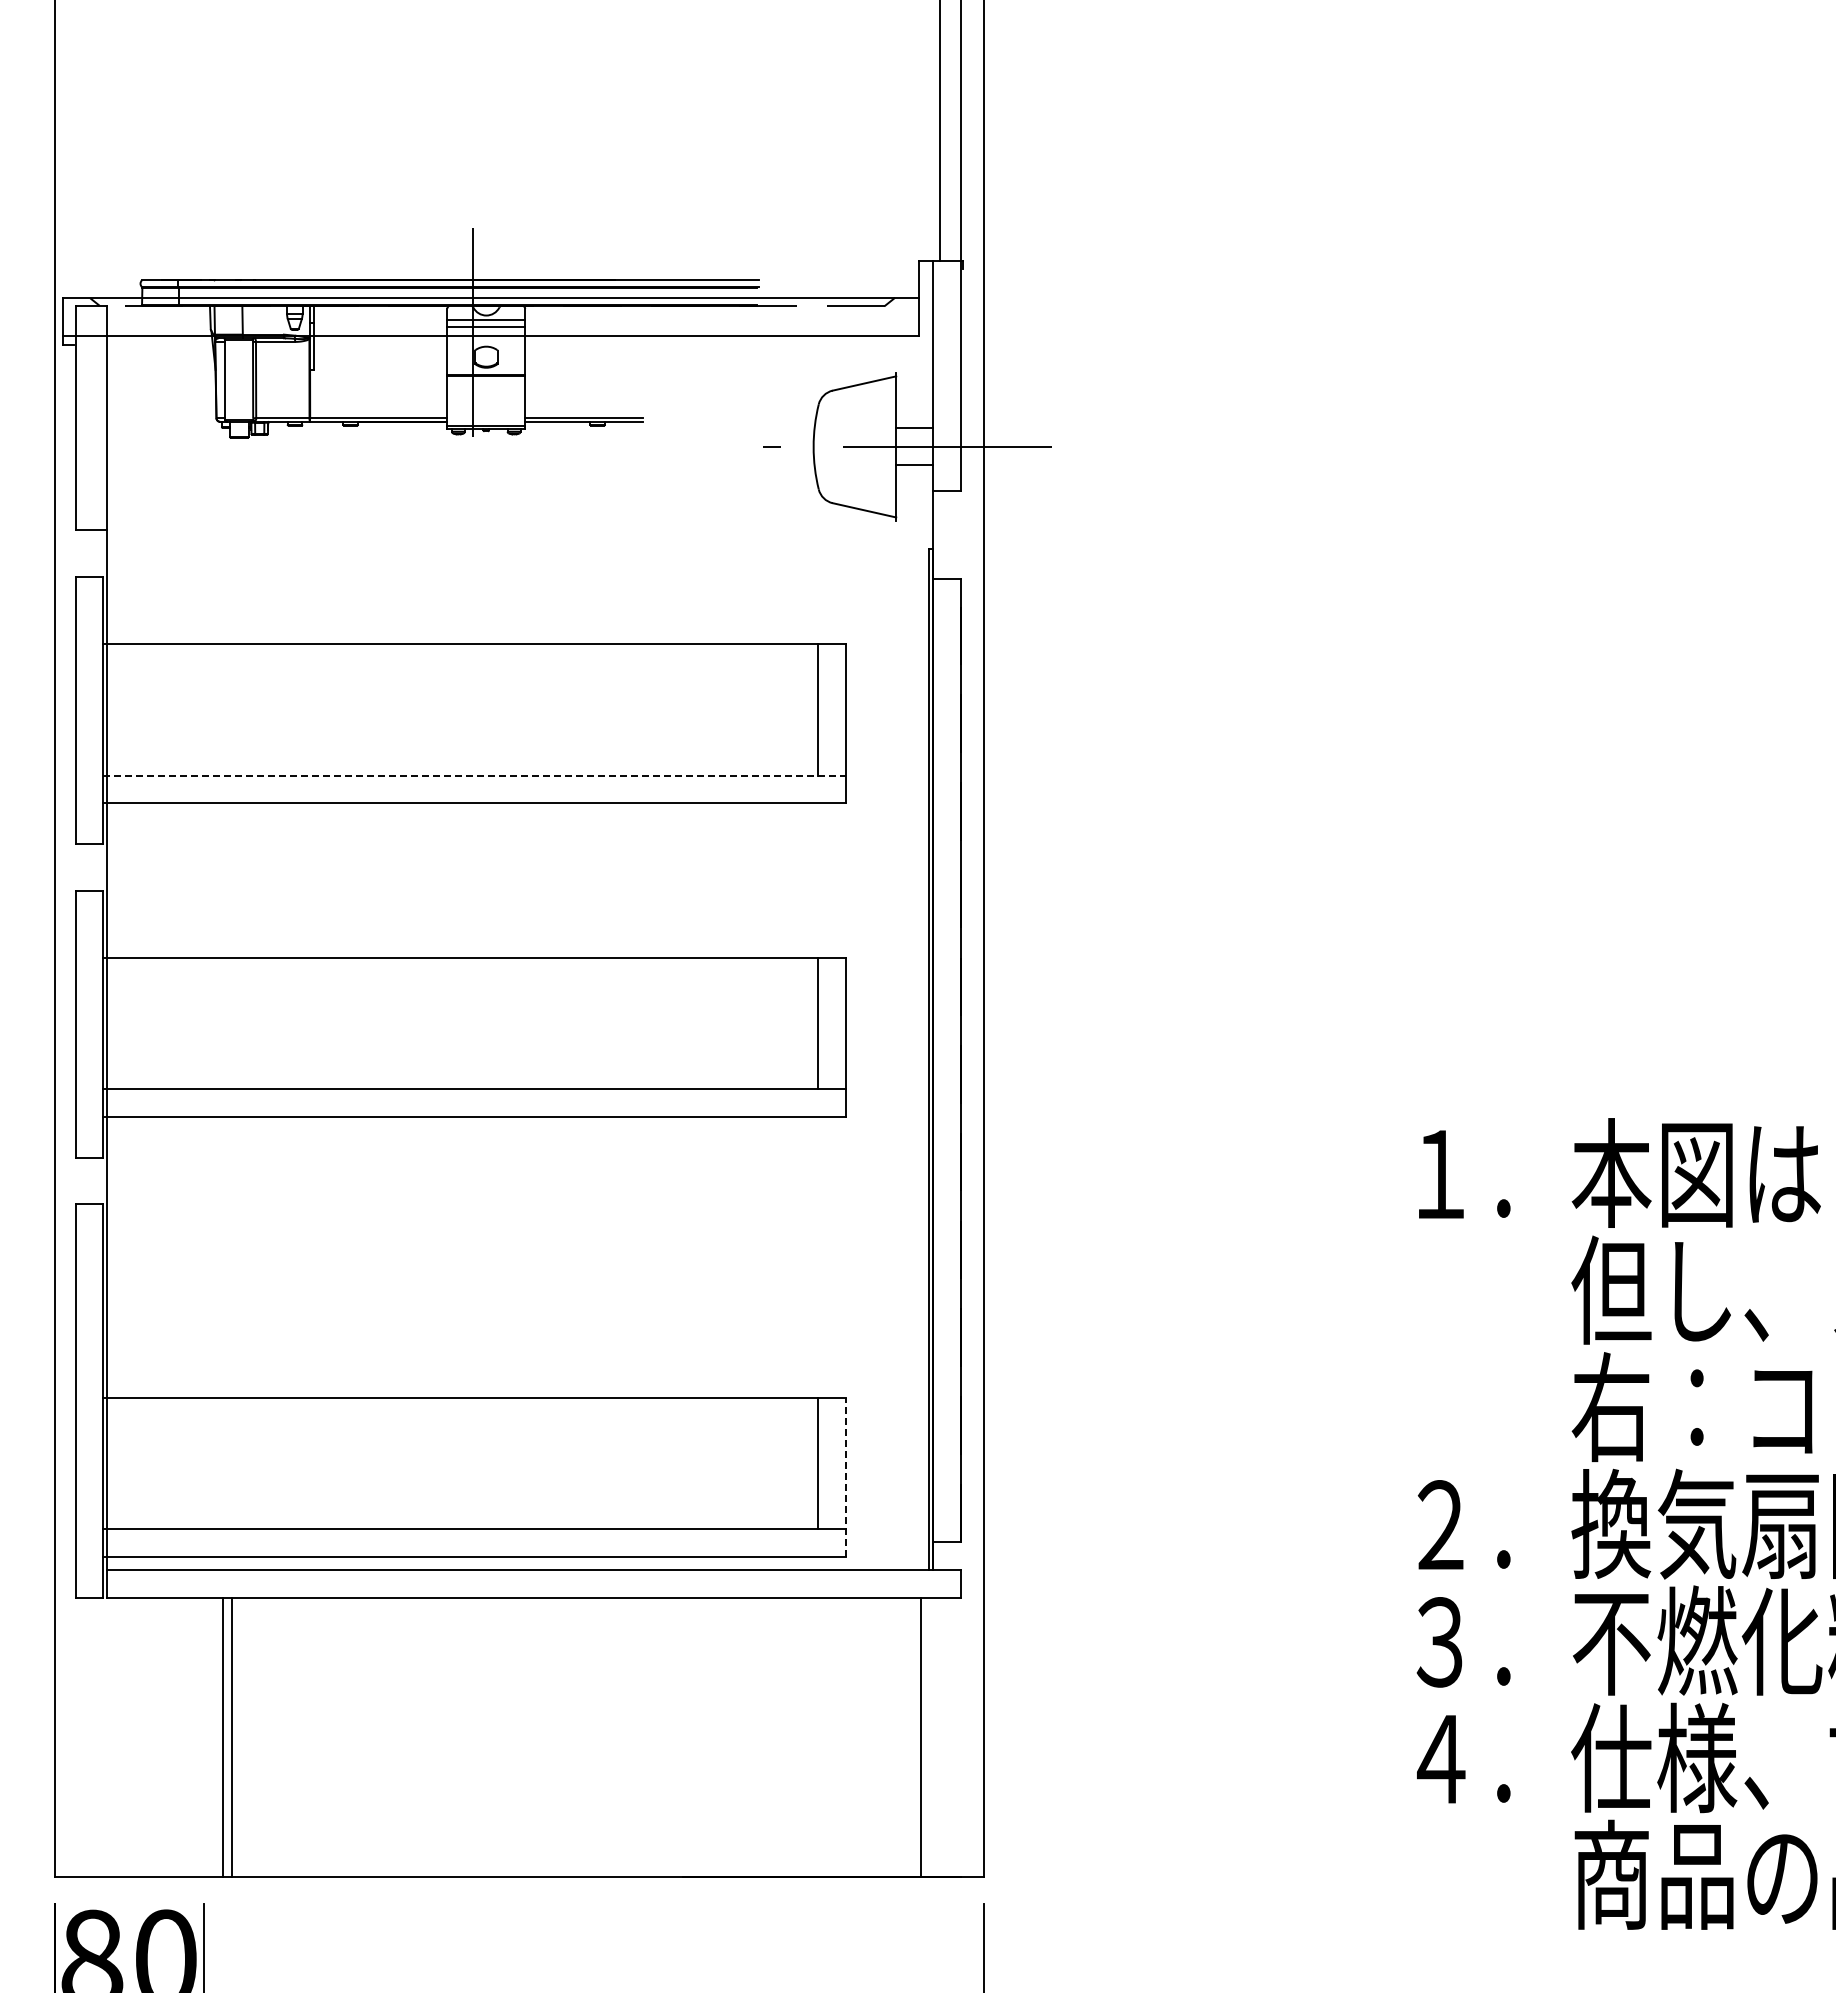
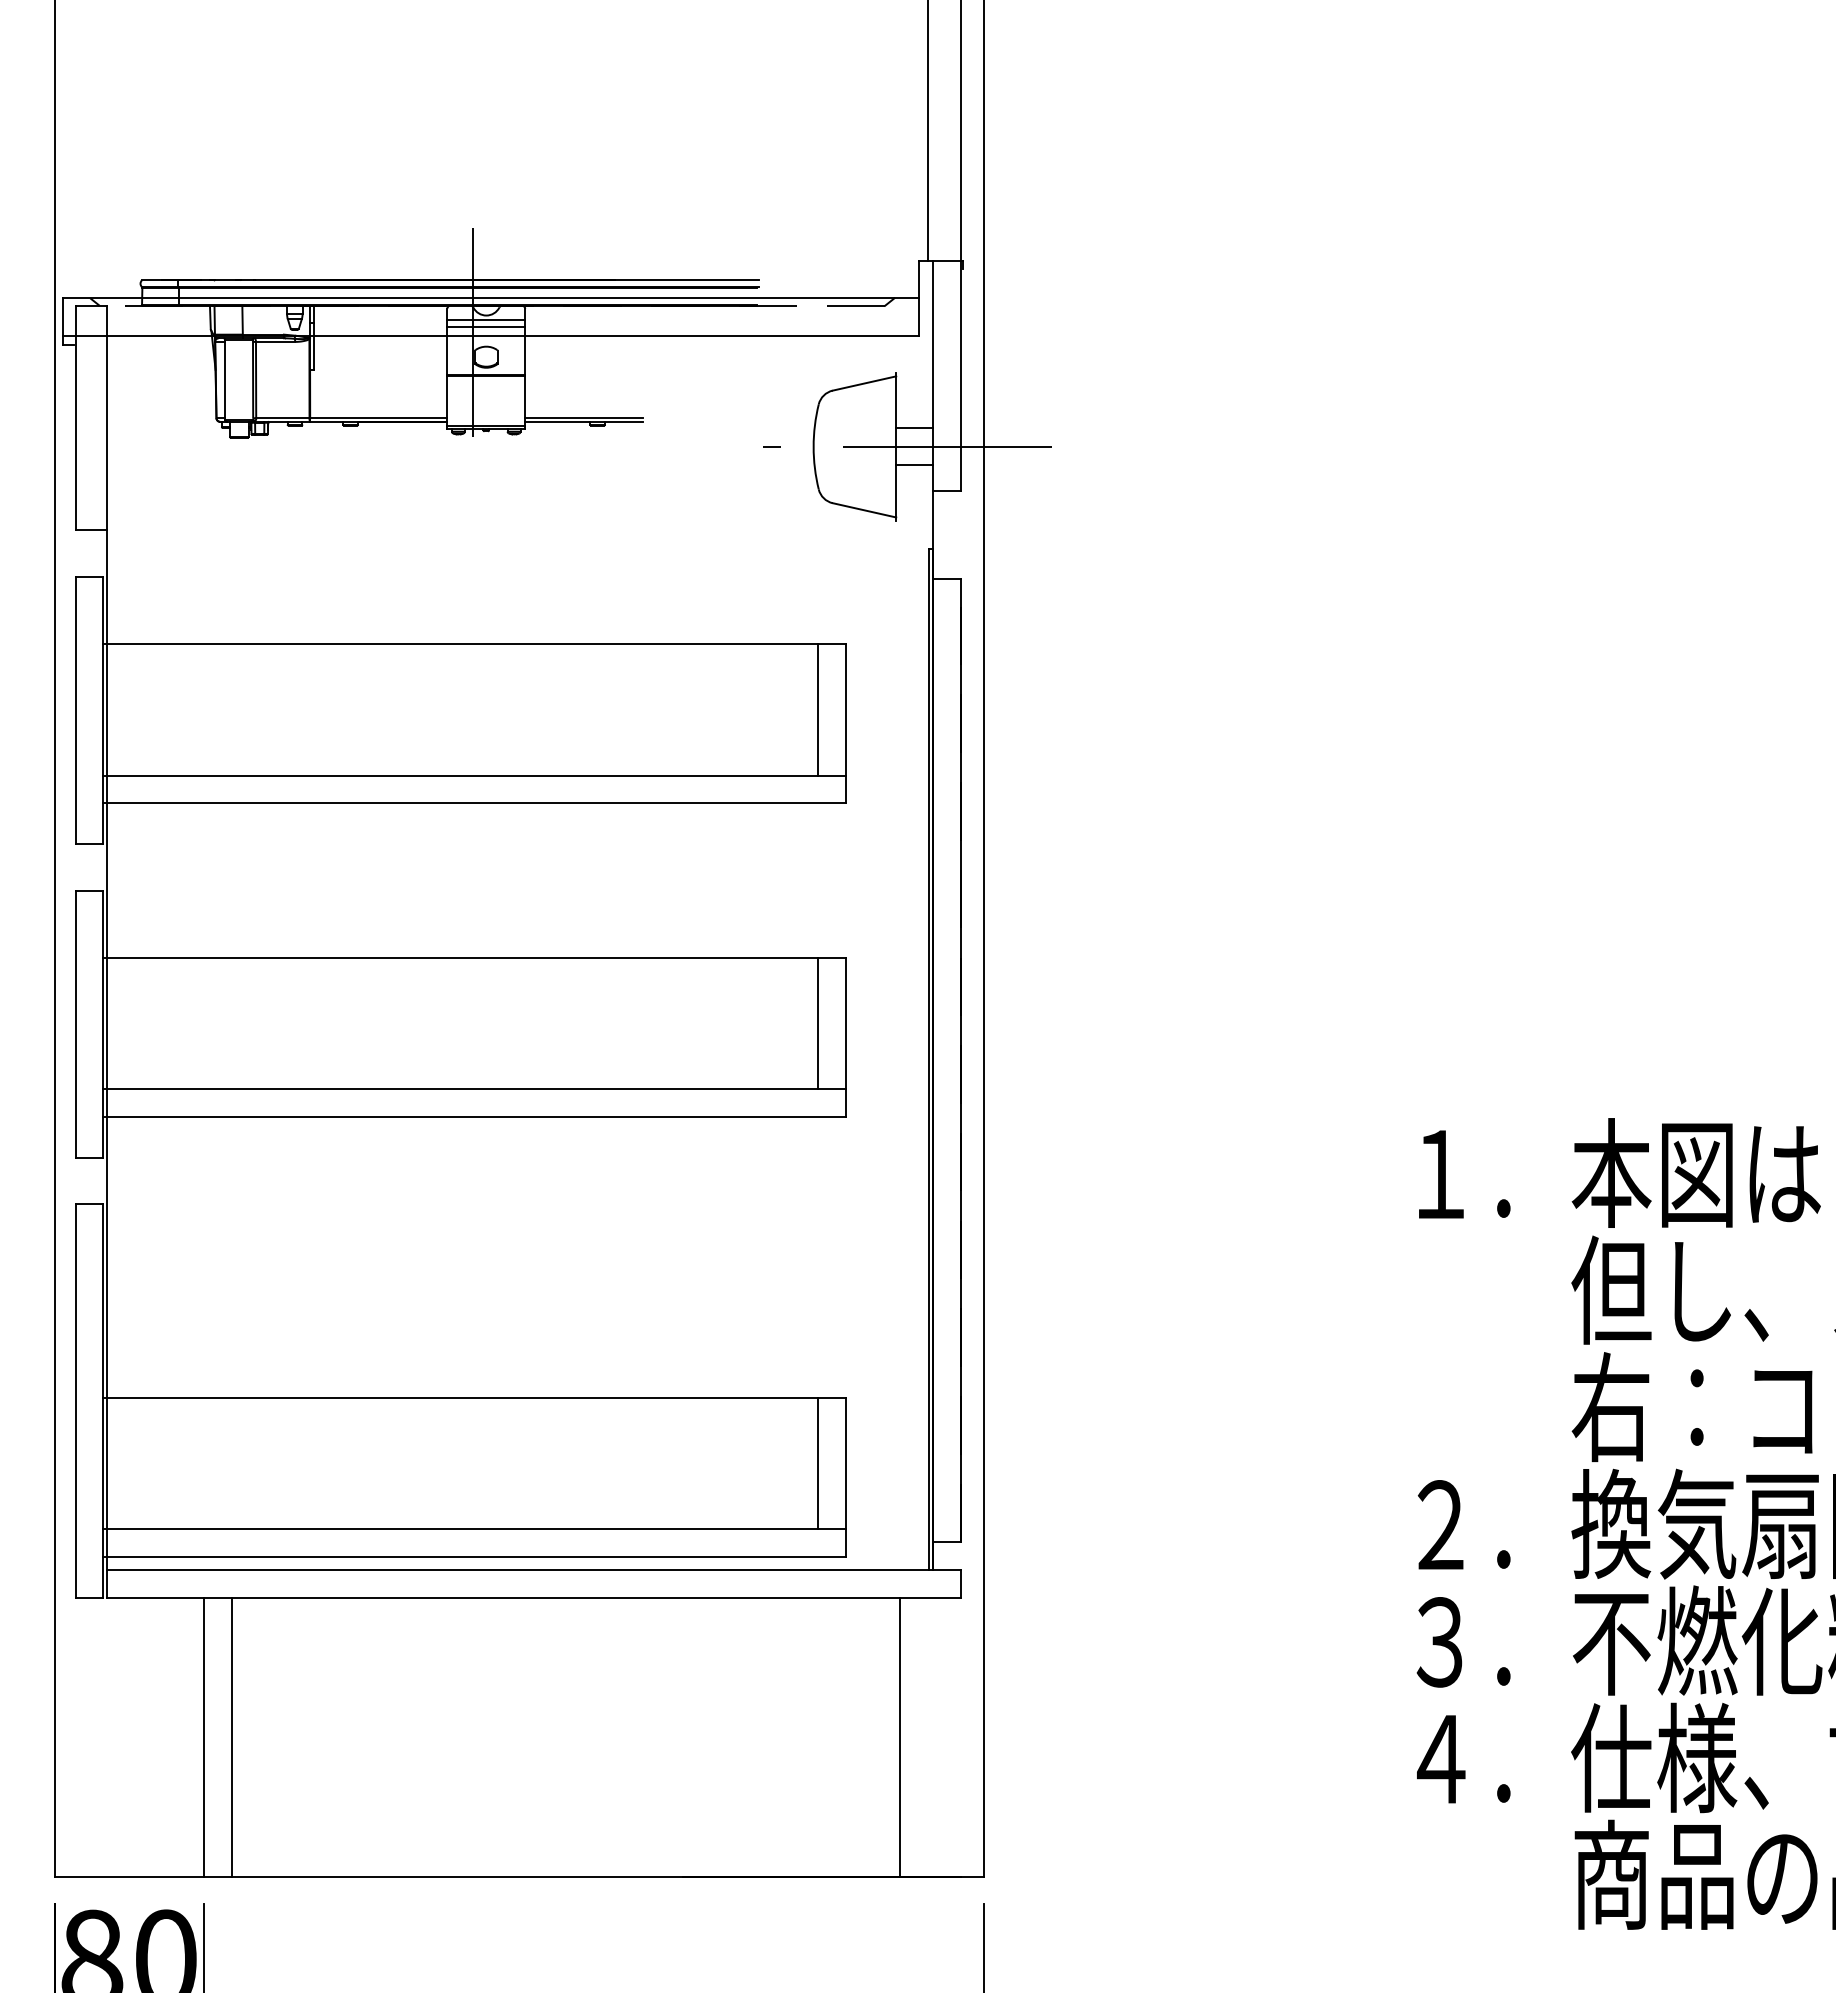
line position: (939, 131) -> (927, 131) (927, 131)
line: dashed -> solid (475, 775)
line: dashed -> solid (846, 1477)
line position: (222, 1737) -> (203, 1737) (203, 1737)
line position: (920, 1737) -> (899, 1737) (899, 1737)
